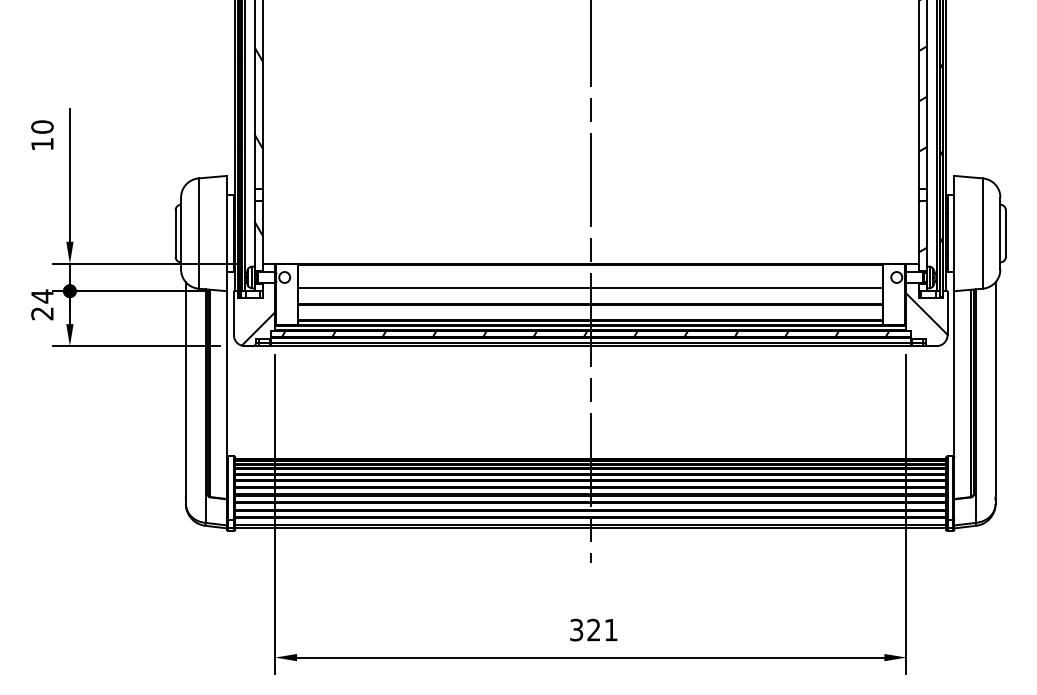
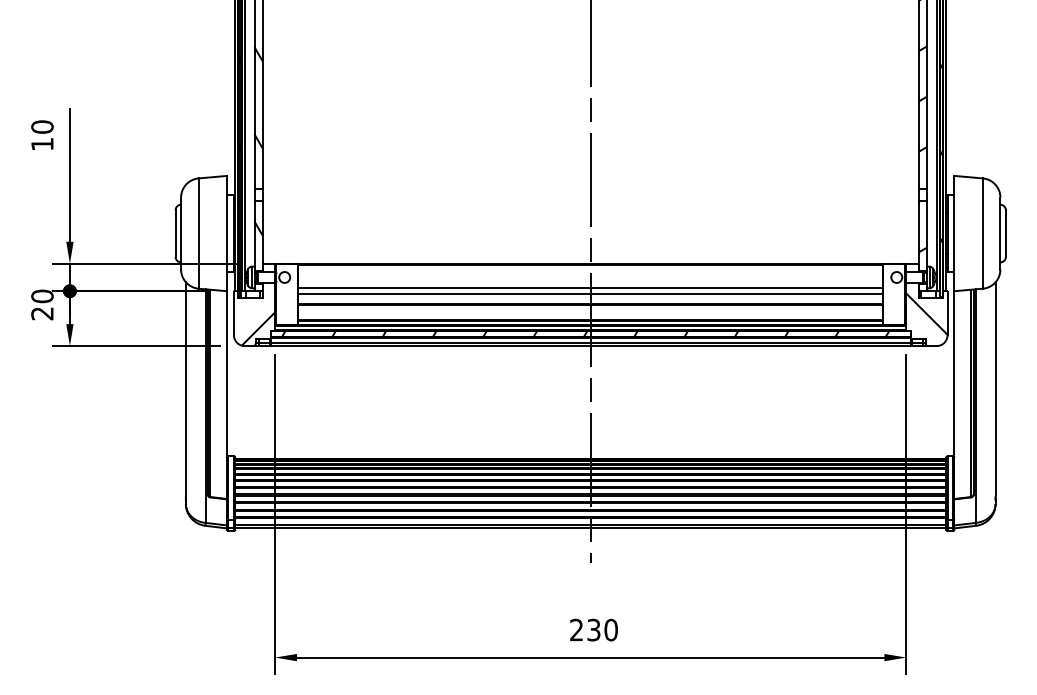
line: none -> present (590, 293)
text: 24 -> 20 (42, 296)
text: 321 -> 230 (593, 629)
